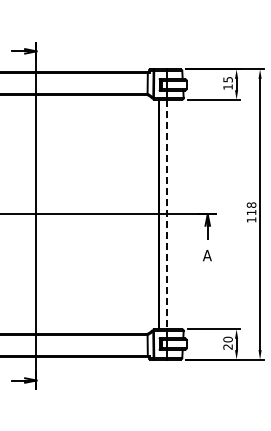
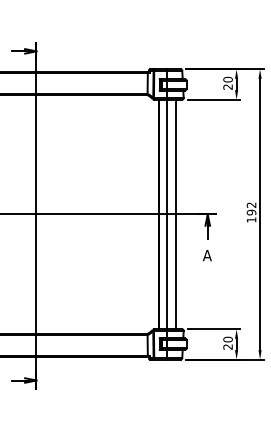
text: 15 -> 20 (227, 82)
text: 118 -> 192 (251, 208)
line: dashed -> solid (167, 214)
line: none -> present (176, 214)
